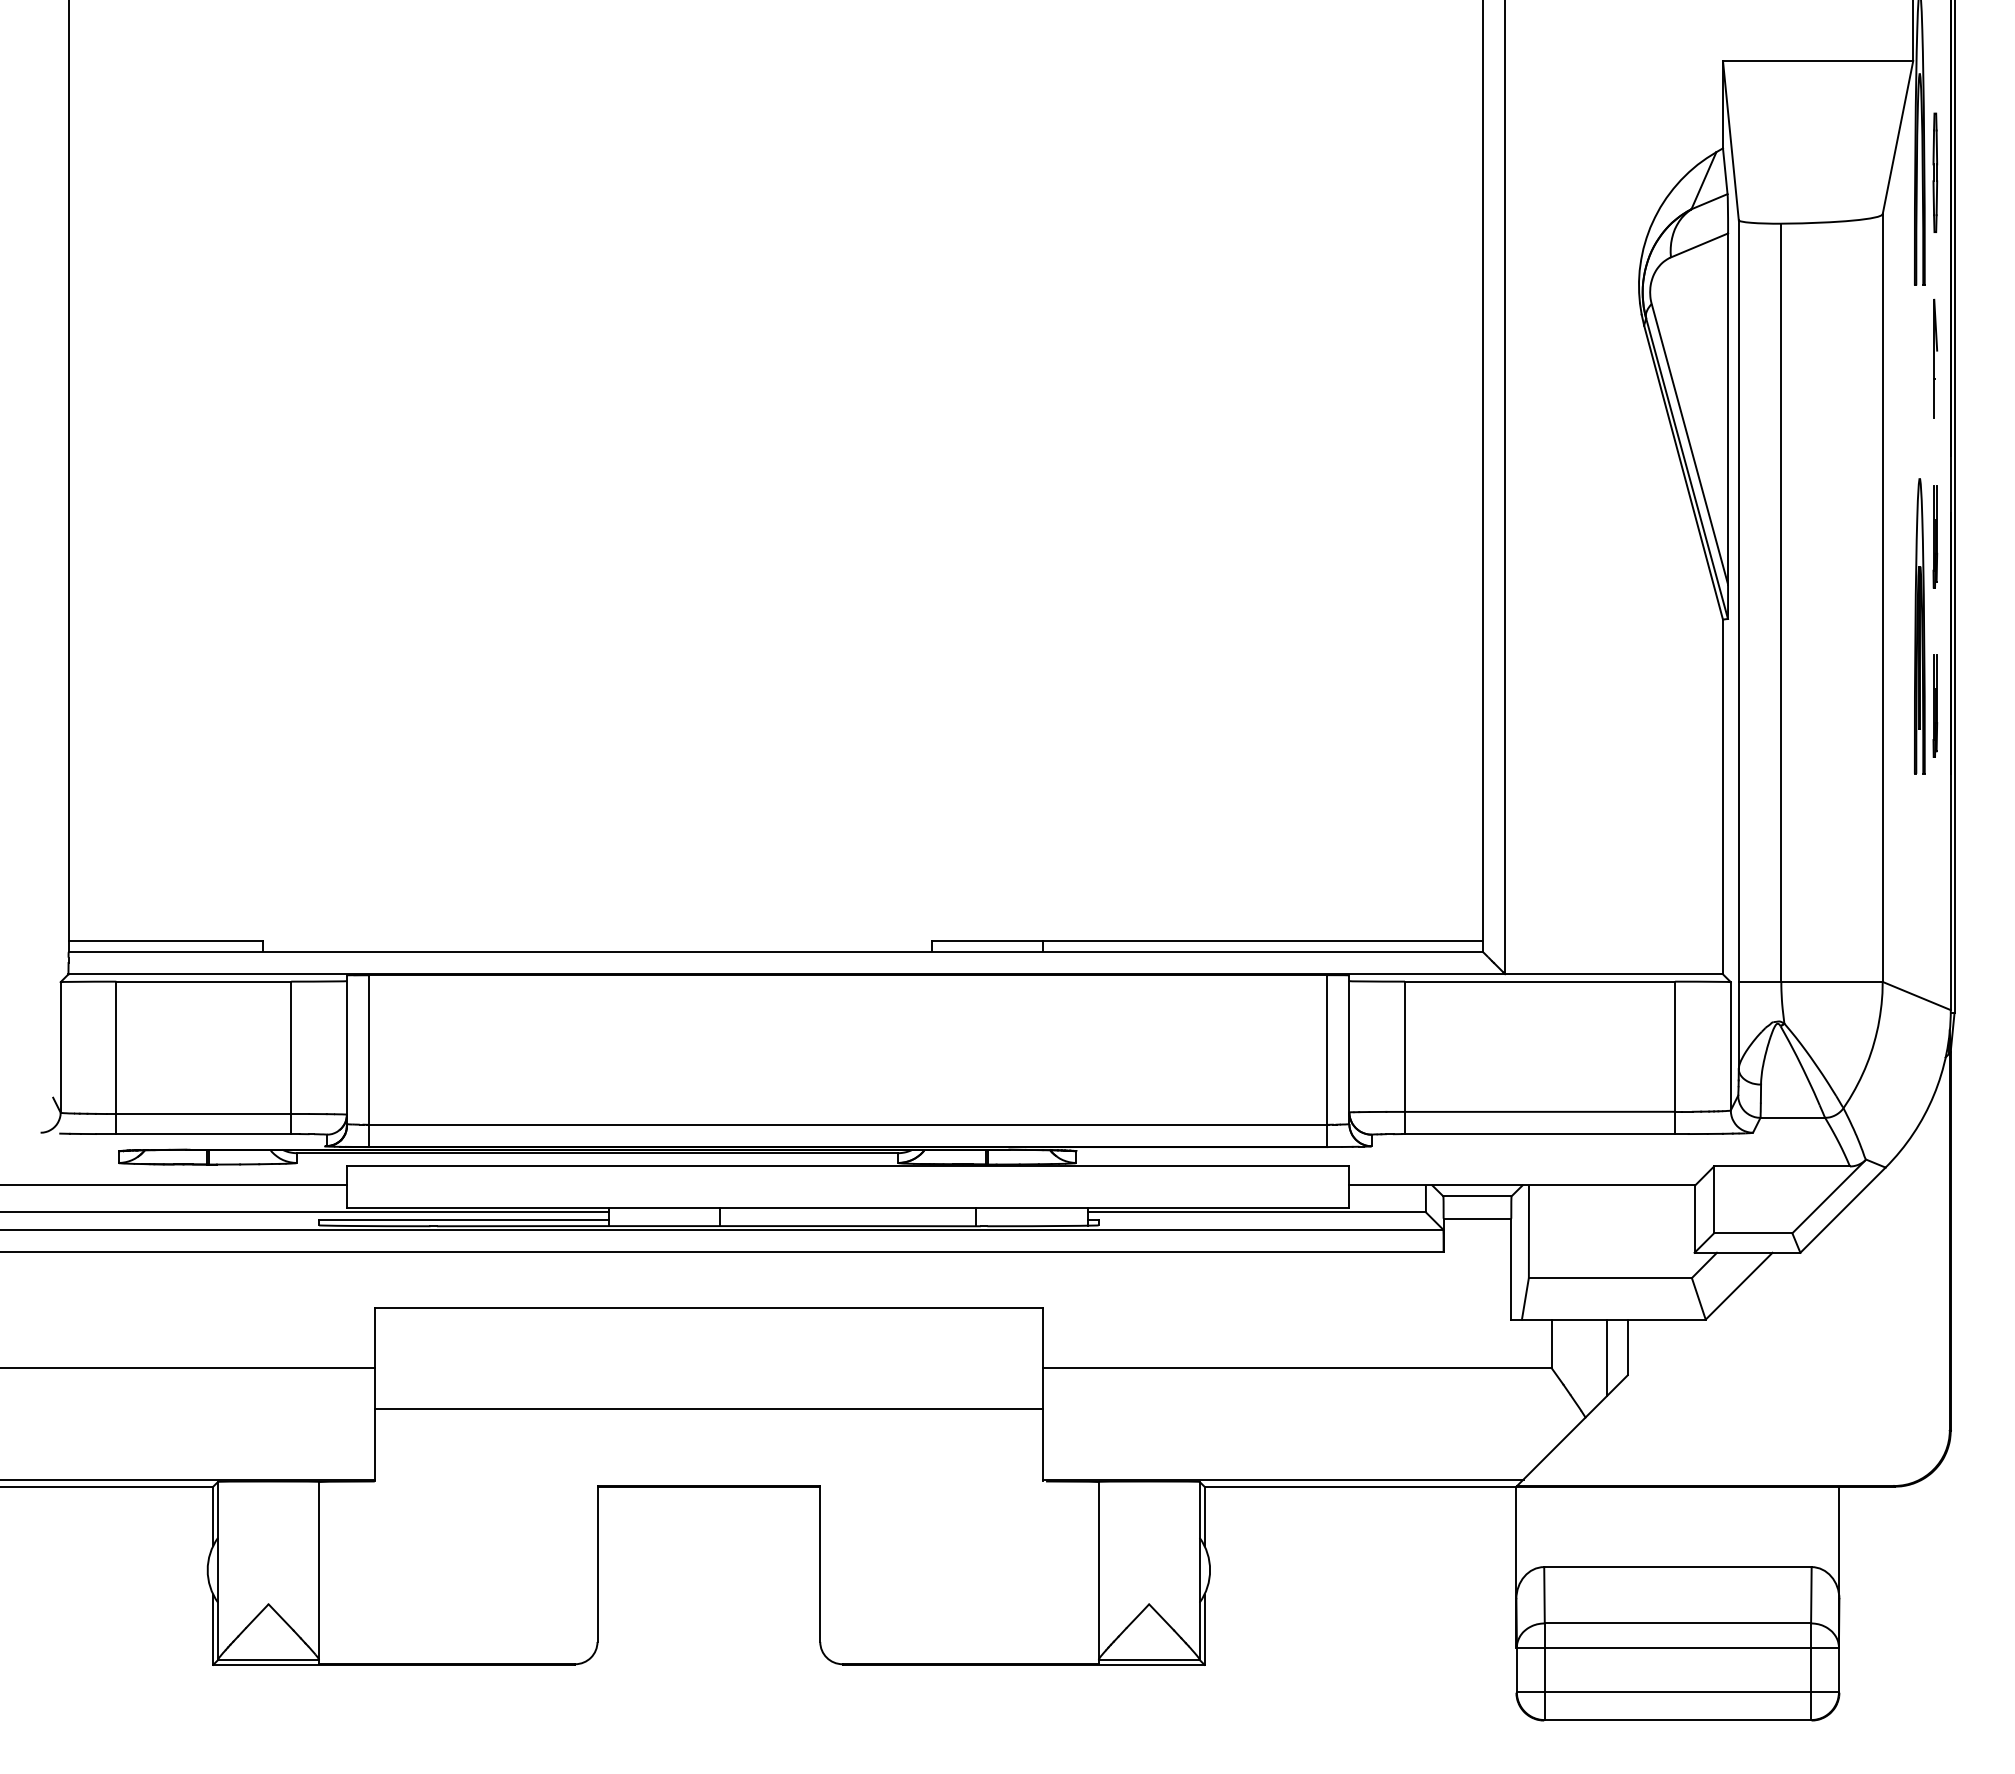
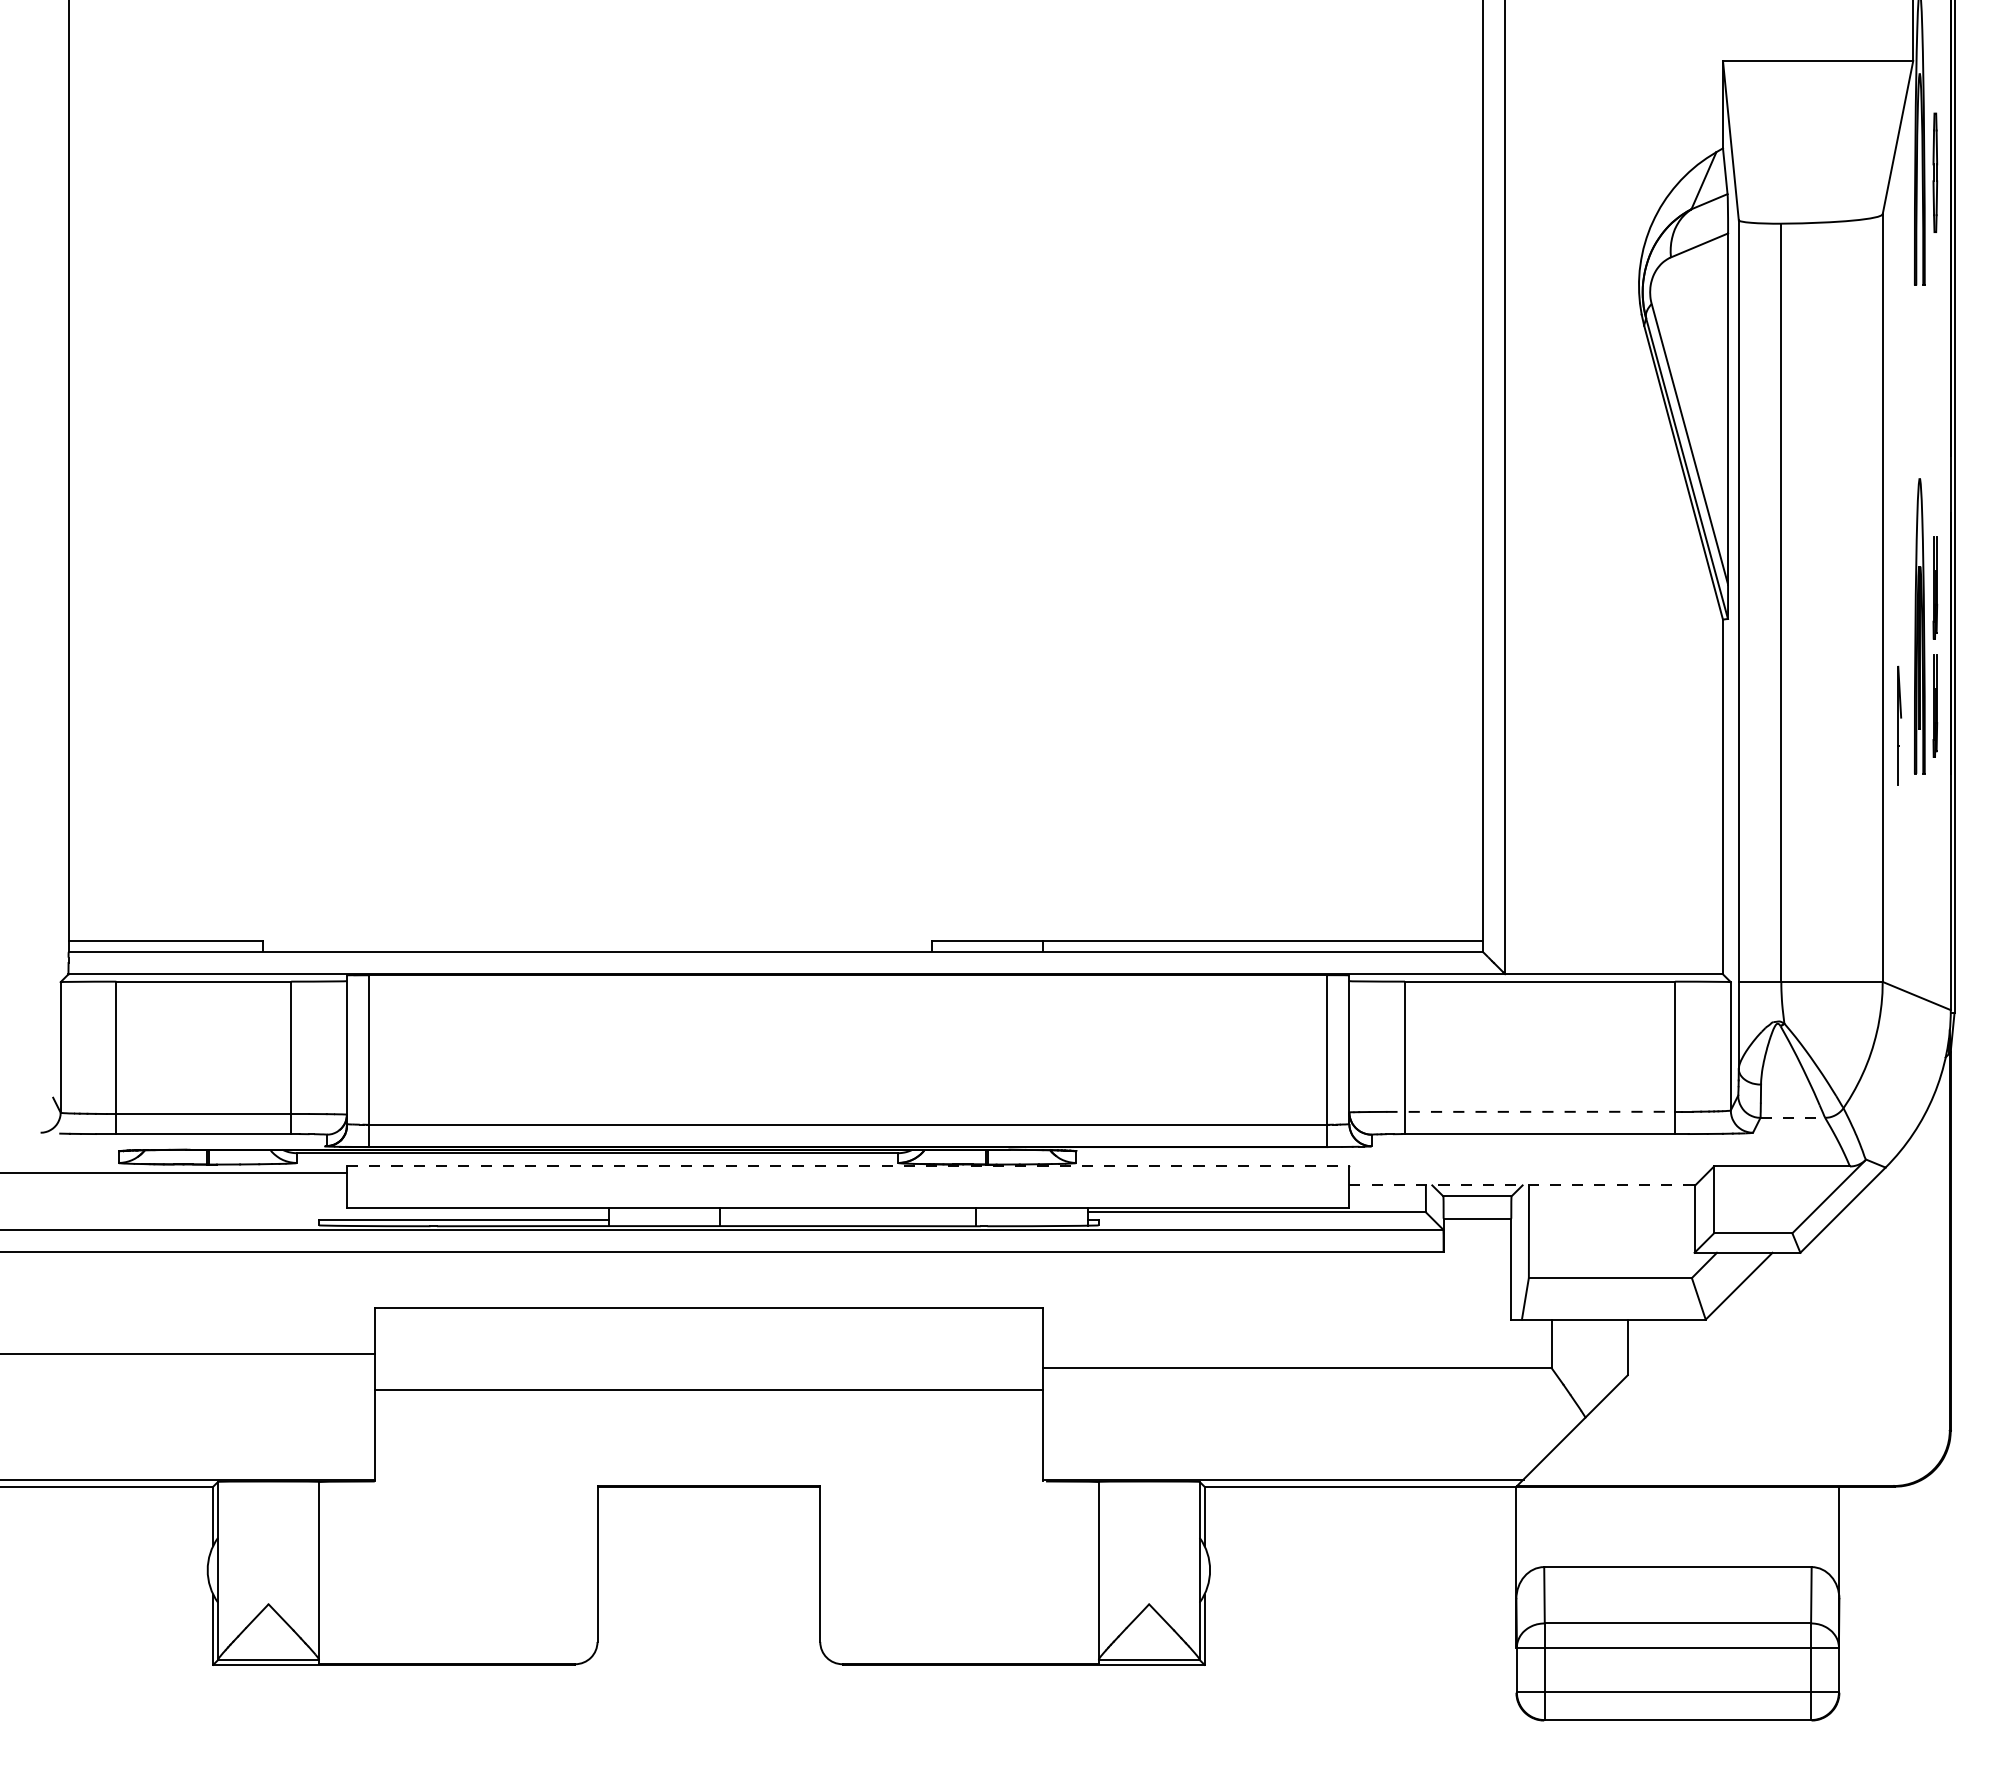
part position: (1935, 358) -> (1899, 725) (1899, 725)
part position: (1935, 536) -> (1935, 587) (1935, 587)
line: solid -> dashed (1531, 1111)
line: solid -> dashed (1793, 1117)
line: solid -> dashed (848, 1166)
line position: (174, 1185) -> (174, 1173) (174, 1173)
line: solid -> dashed (1522, 1185)
line: present -> none (305, 1212)
line: present -> none (1607, 1357)
line position: (188, 1368) -> (188, 1354) (188, 1354)
line position: (708, 1408) -> (708, 1389) (708, 1389)
